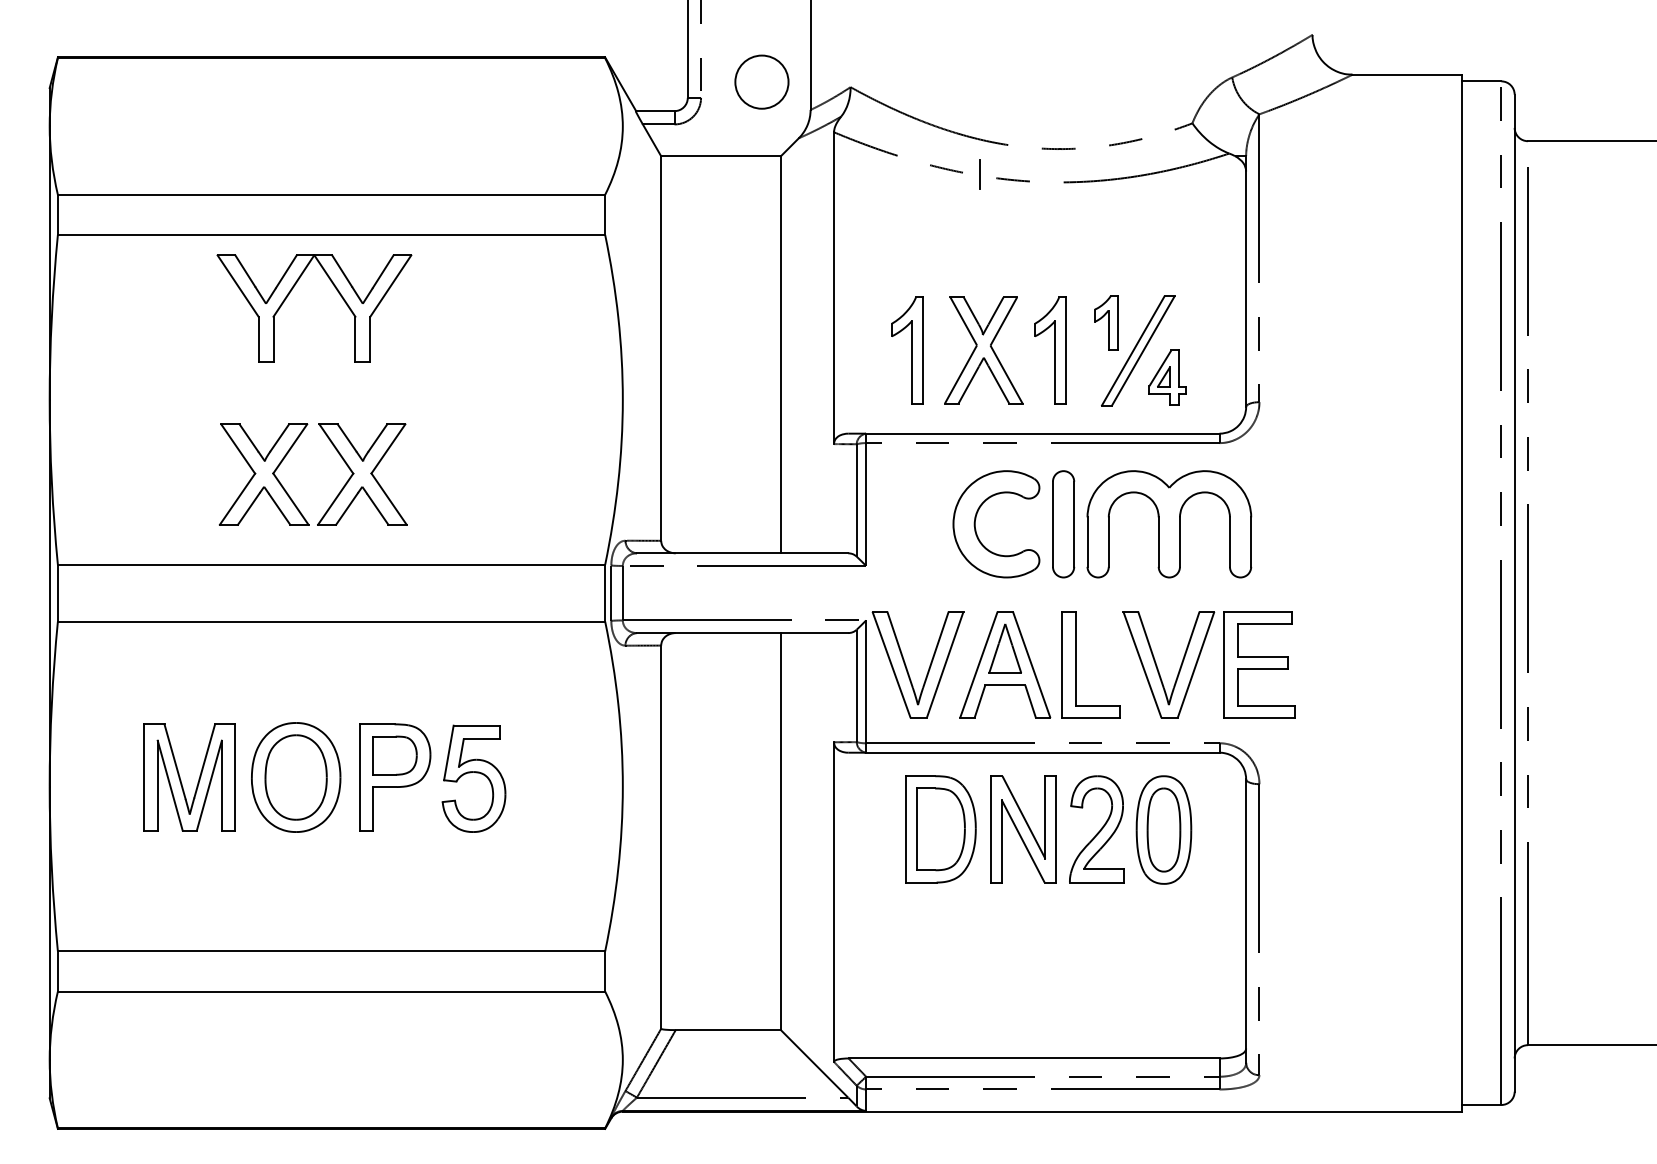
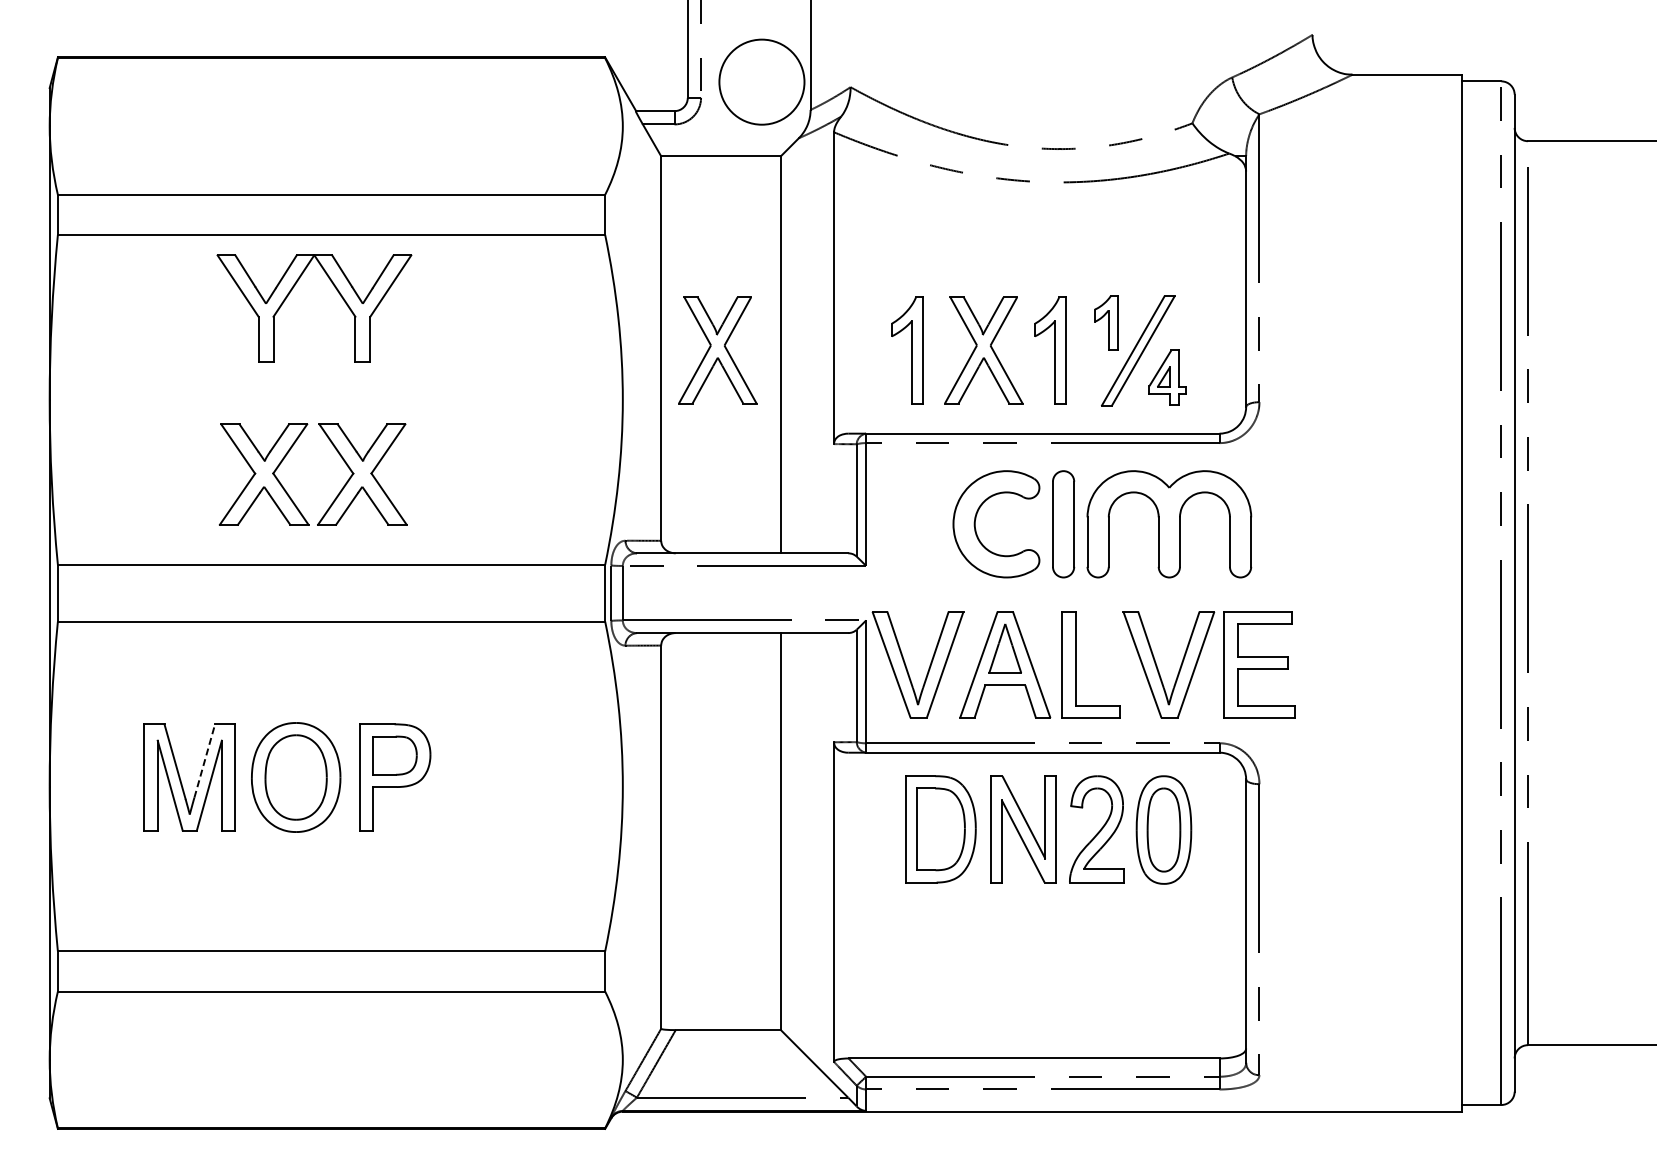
circle diameter: 53 px -> 85 px (761, 81)
line: present -> none (980, 174)
part: none -> present (717, 350)
line: solid -> dashed (204, 760)
part: present -> none (473, 778)
